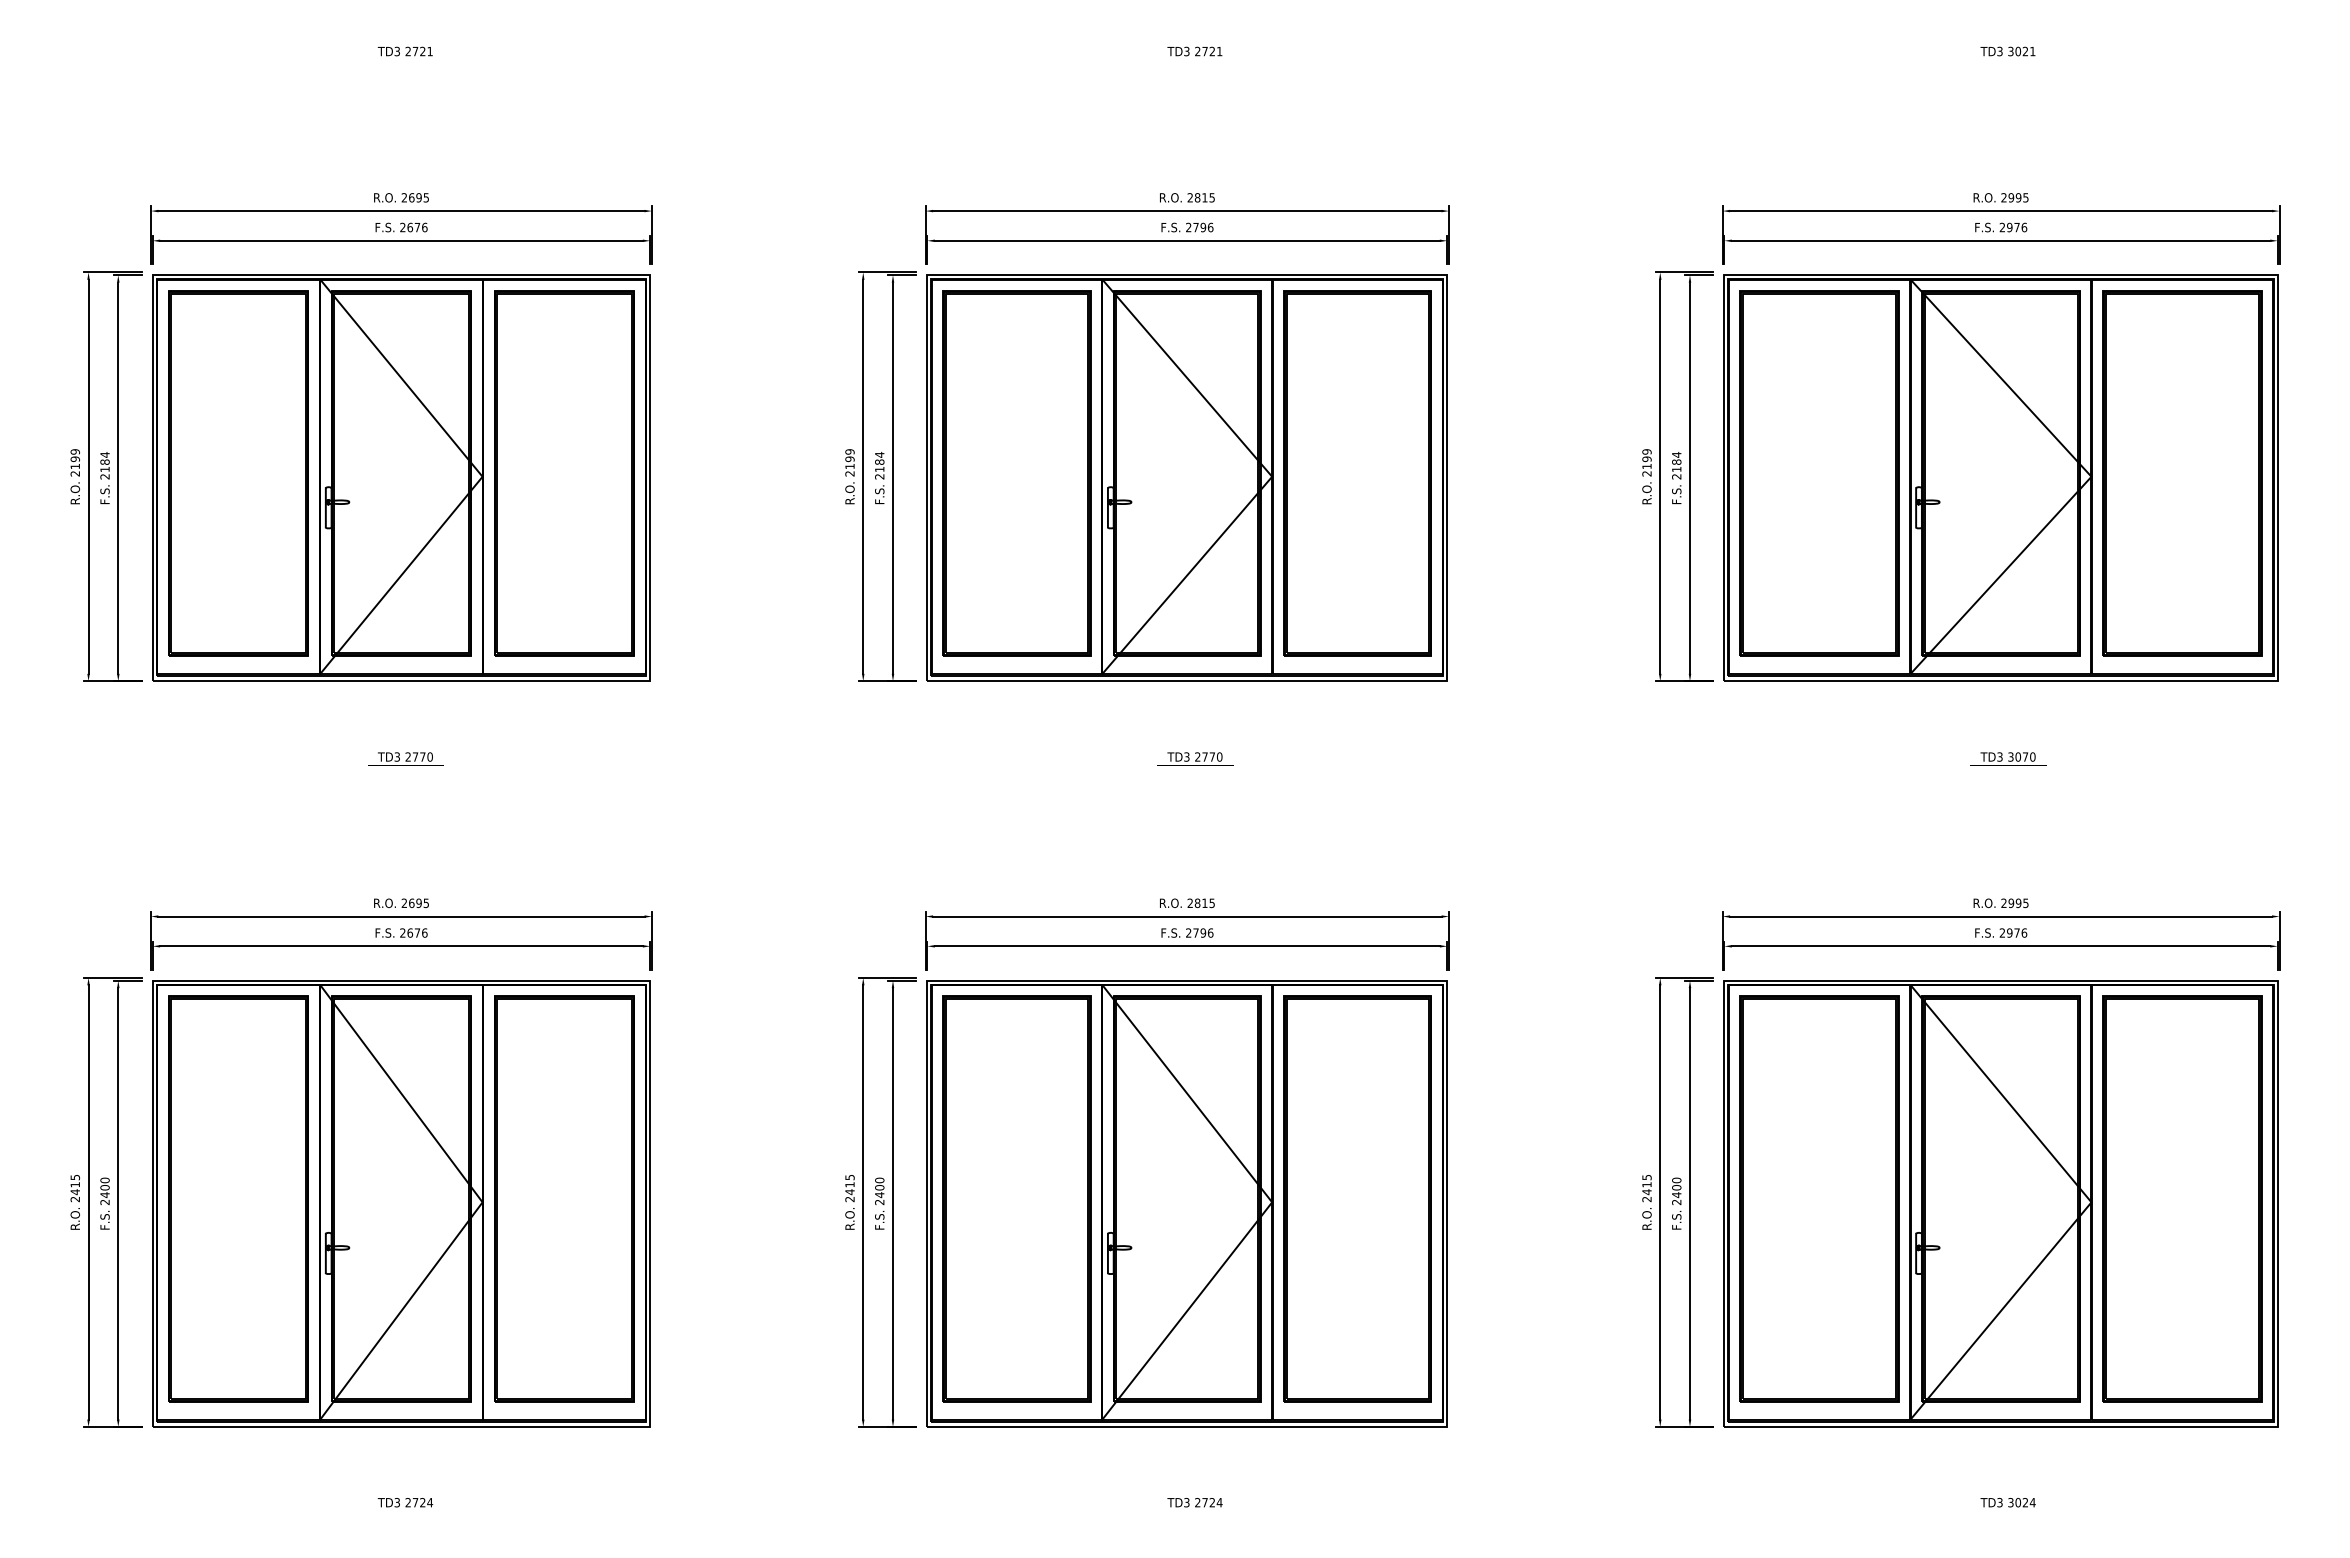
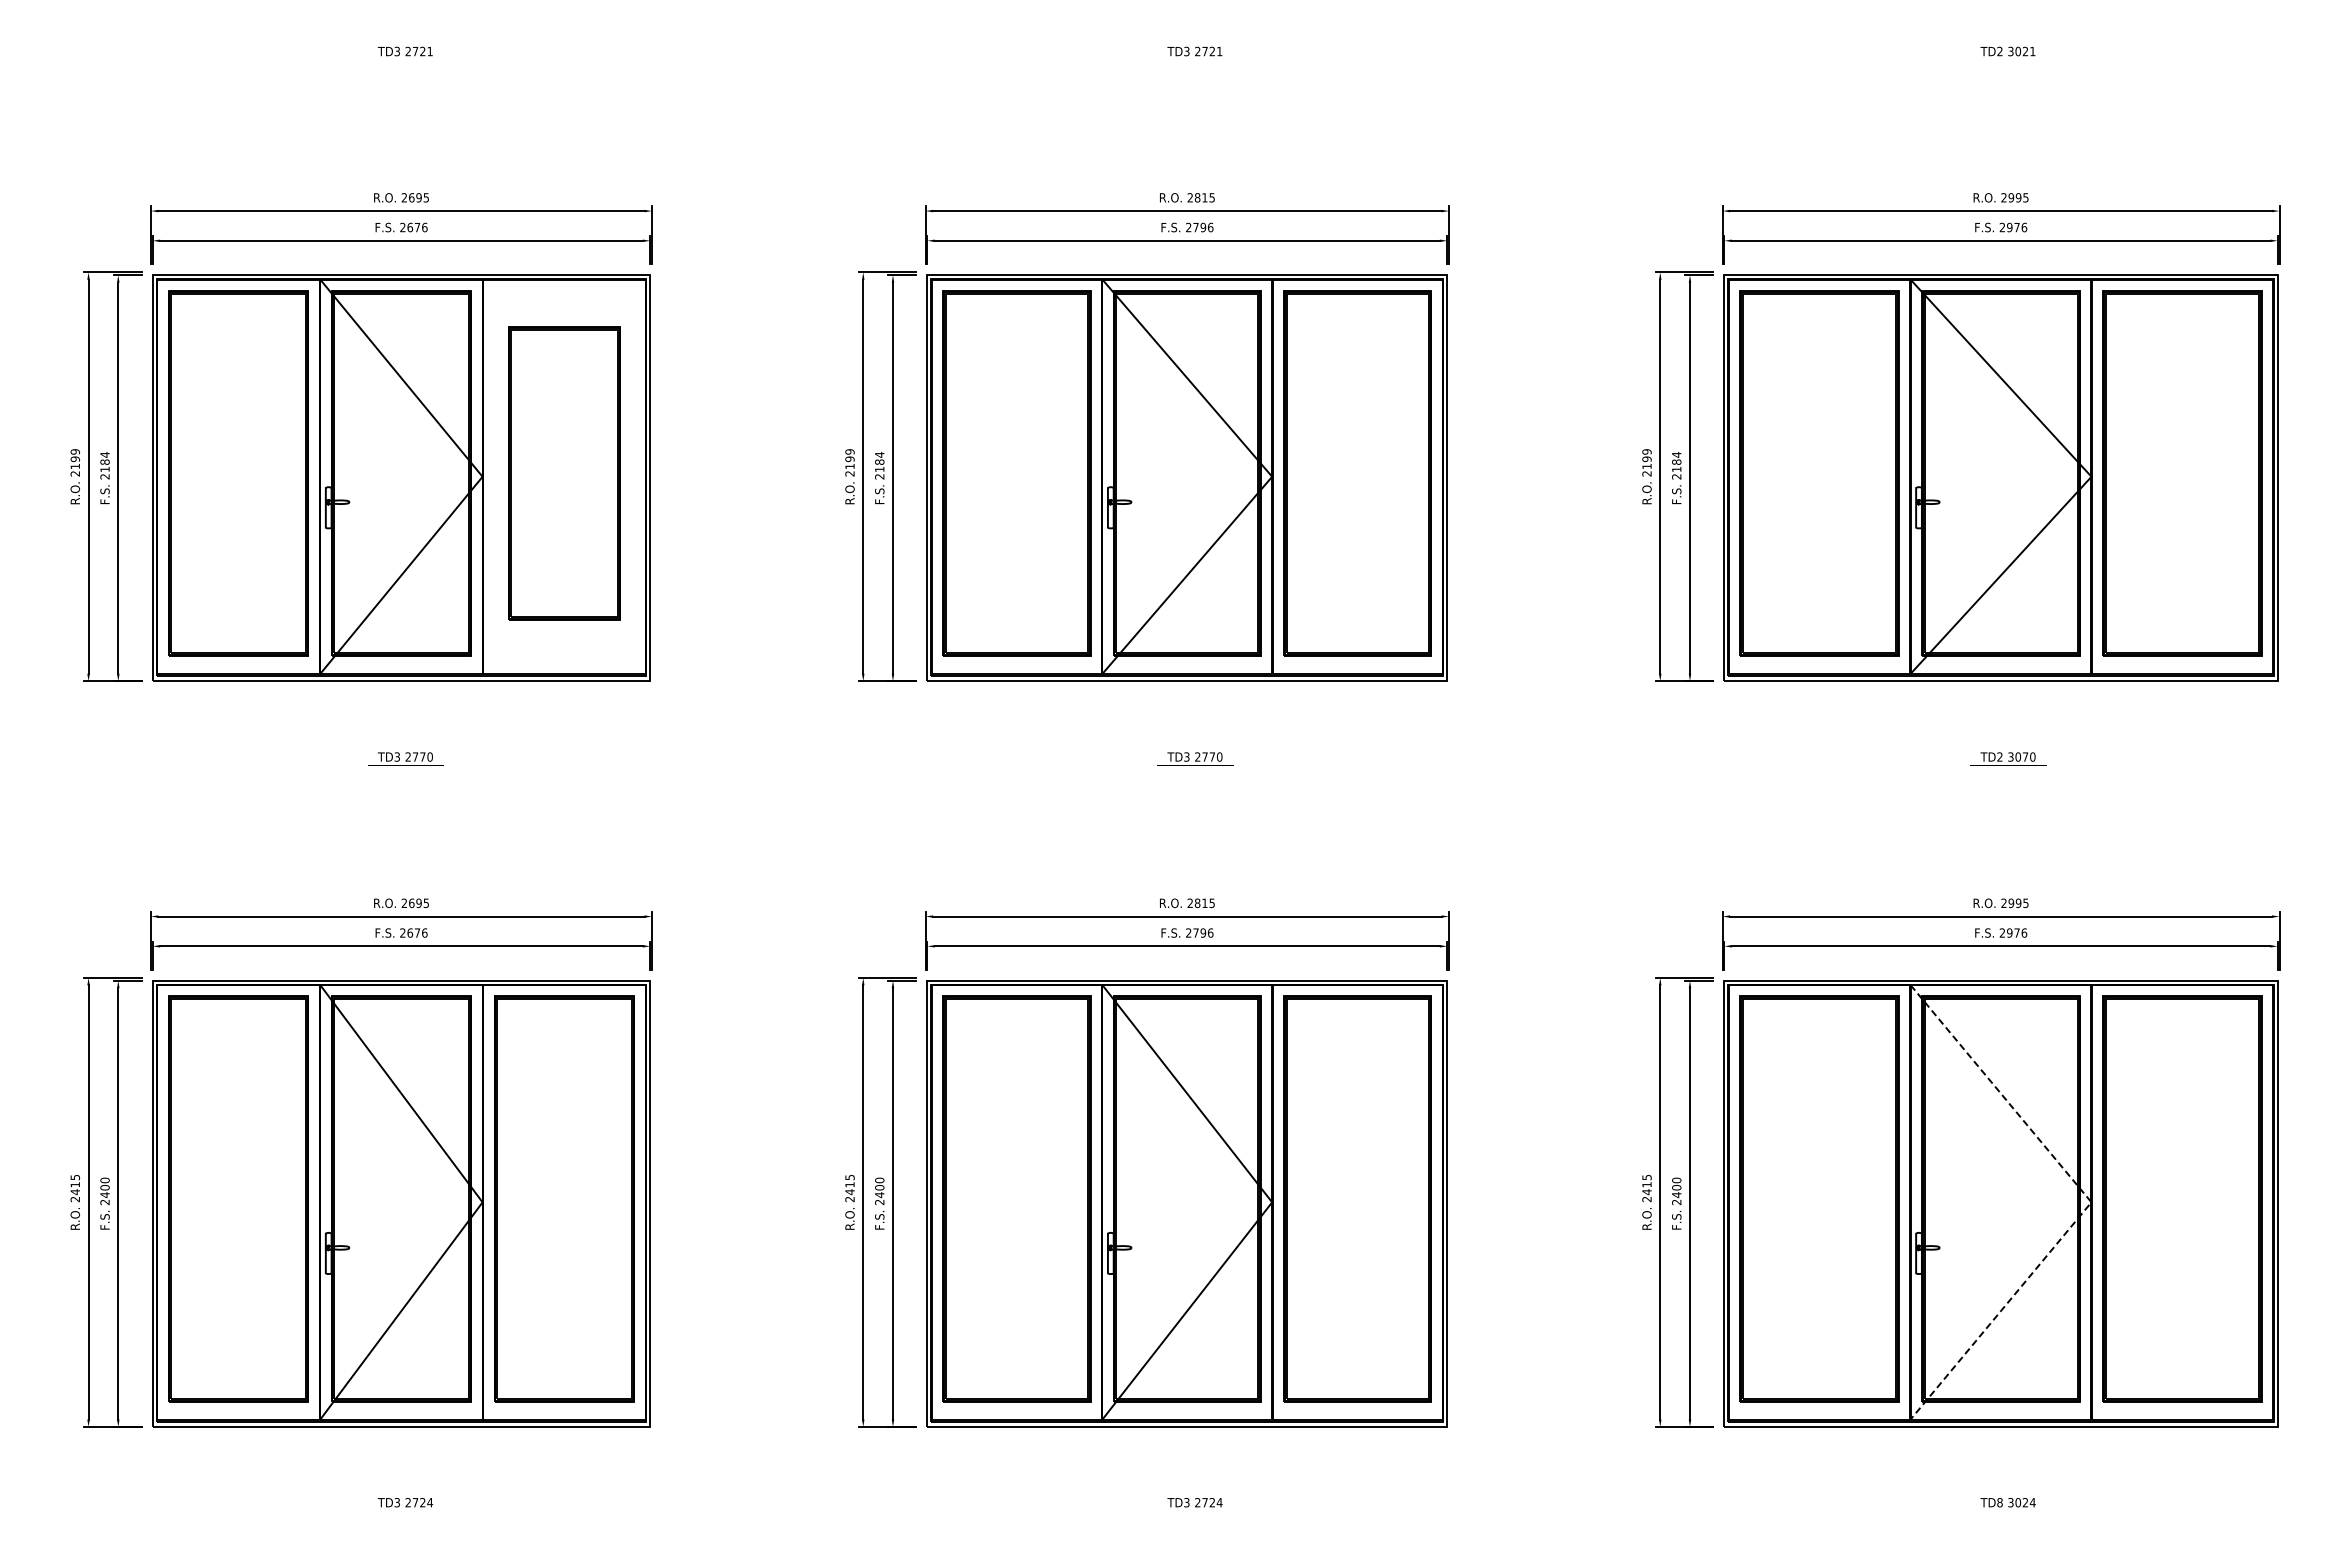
text: TD3 -> TD2 (1999, 51)
part size: 141x367 px -> 113x295 px (564, 473)
text: TD3 -> TD2 (1999, 756)
line: solid -> dashed (2091, 1202)
text: TD3 -> TD8 (1999, 1502)
